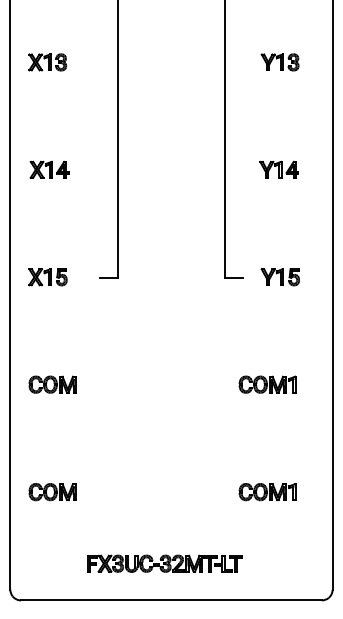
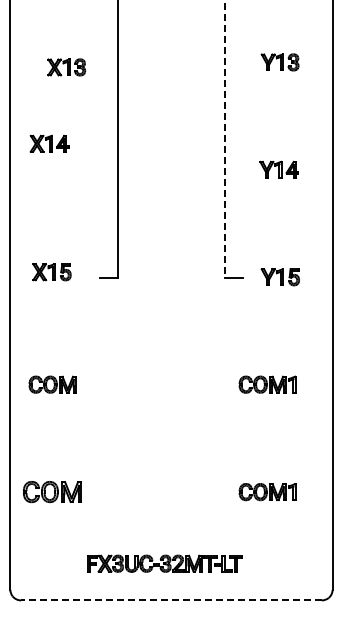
part position: (47, 62) -> (66, 67) (66, 67)
line: solid -> dashed (225, 139)
part position: (49, 169) -> (49, 143) (49, 143)
part position: (47, 277) -> (51, 272) (51, 272)
part size: 49x19 px -> 59x23 px (52, 492)
line: solid -> dashed (170, 600)
